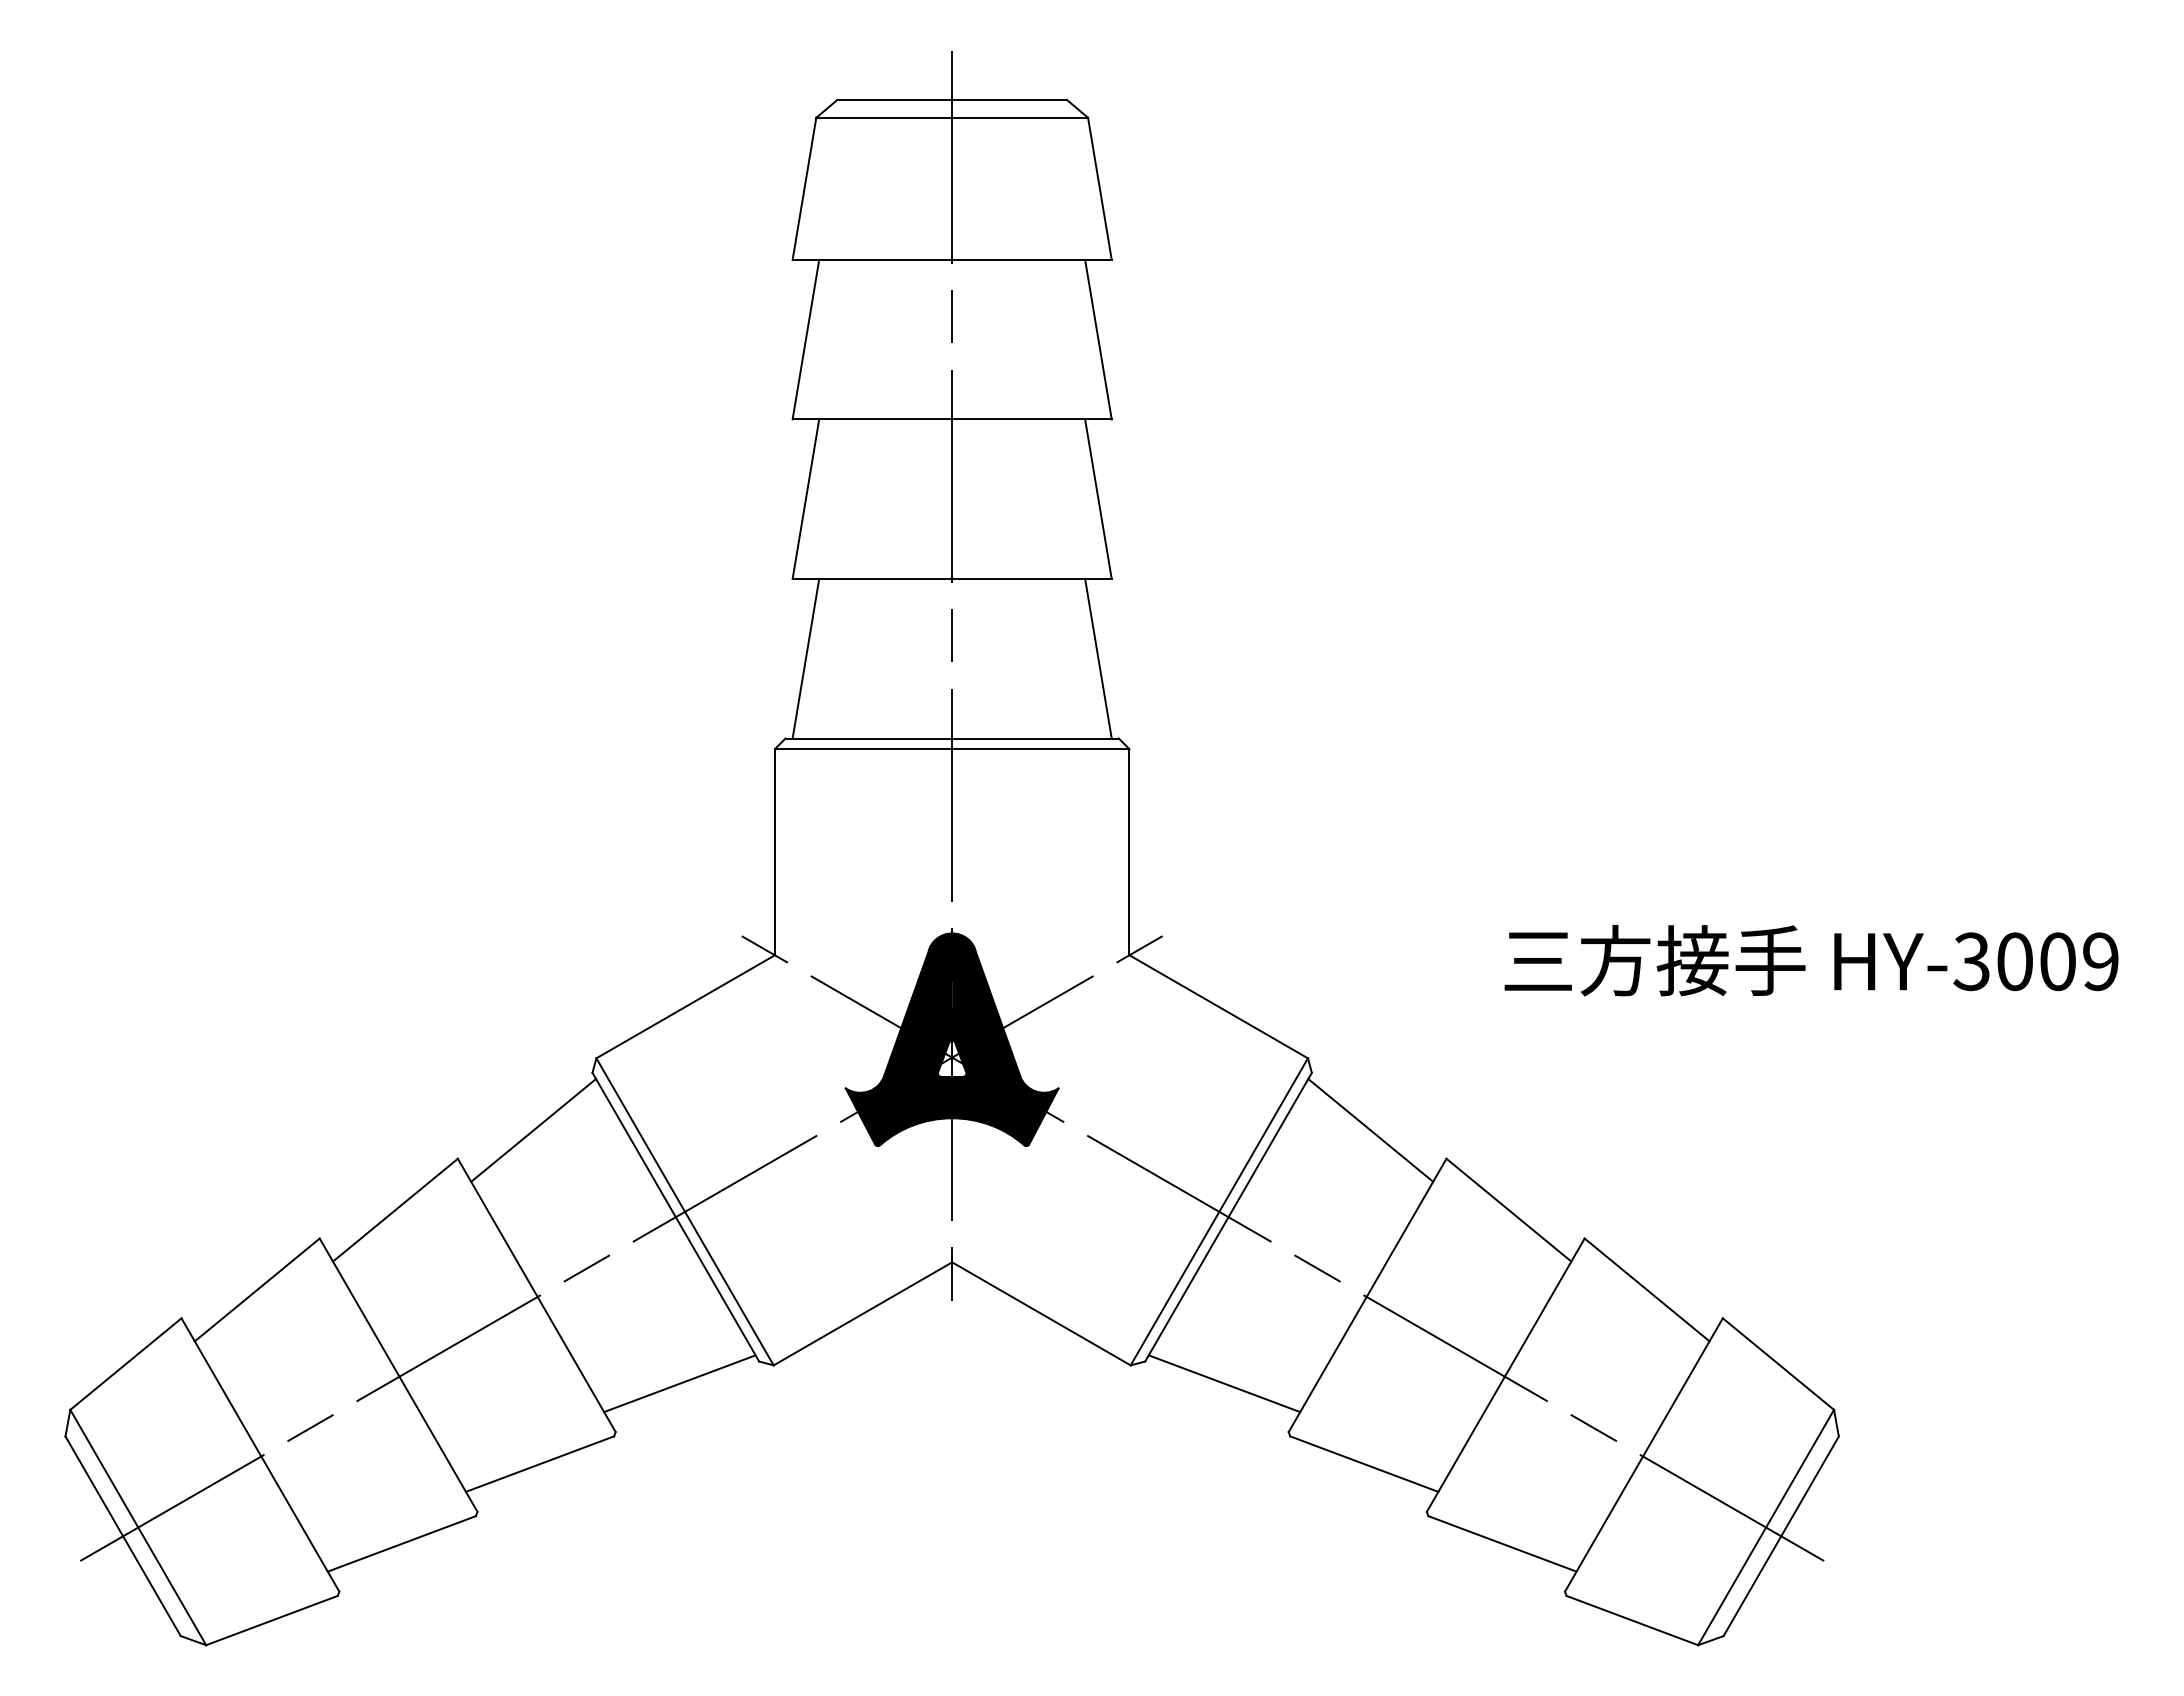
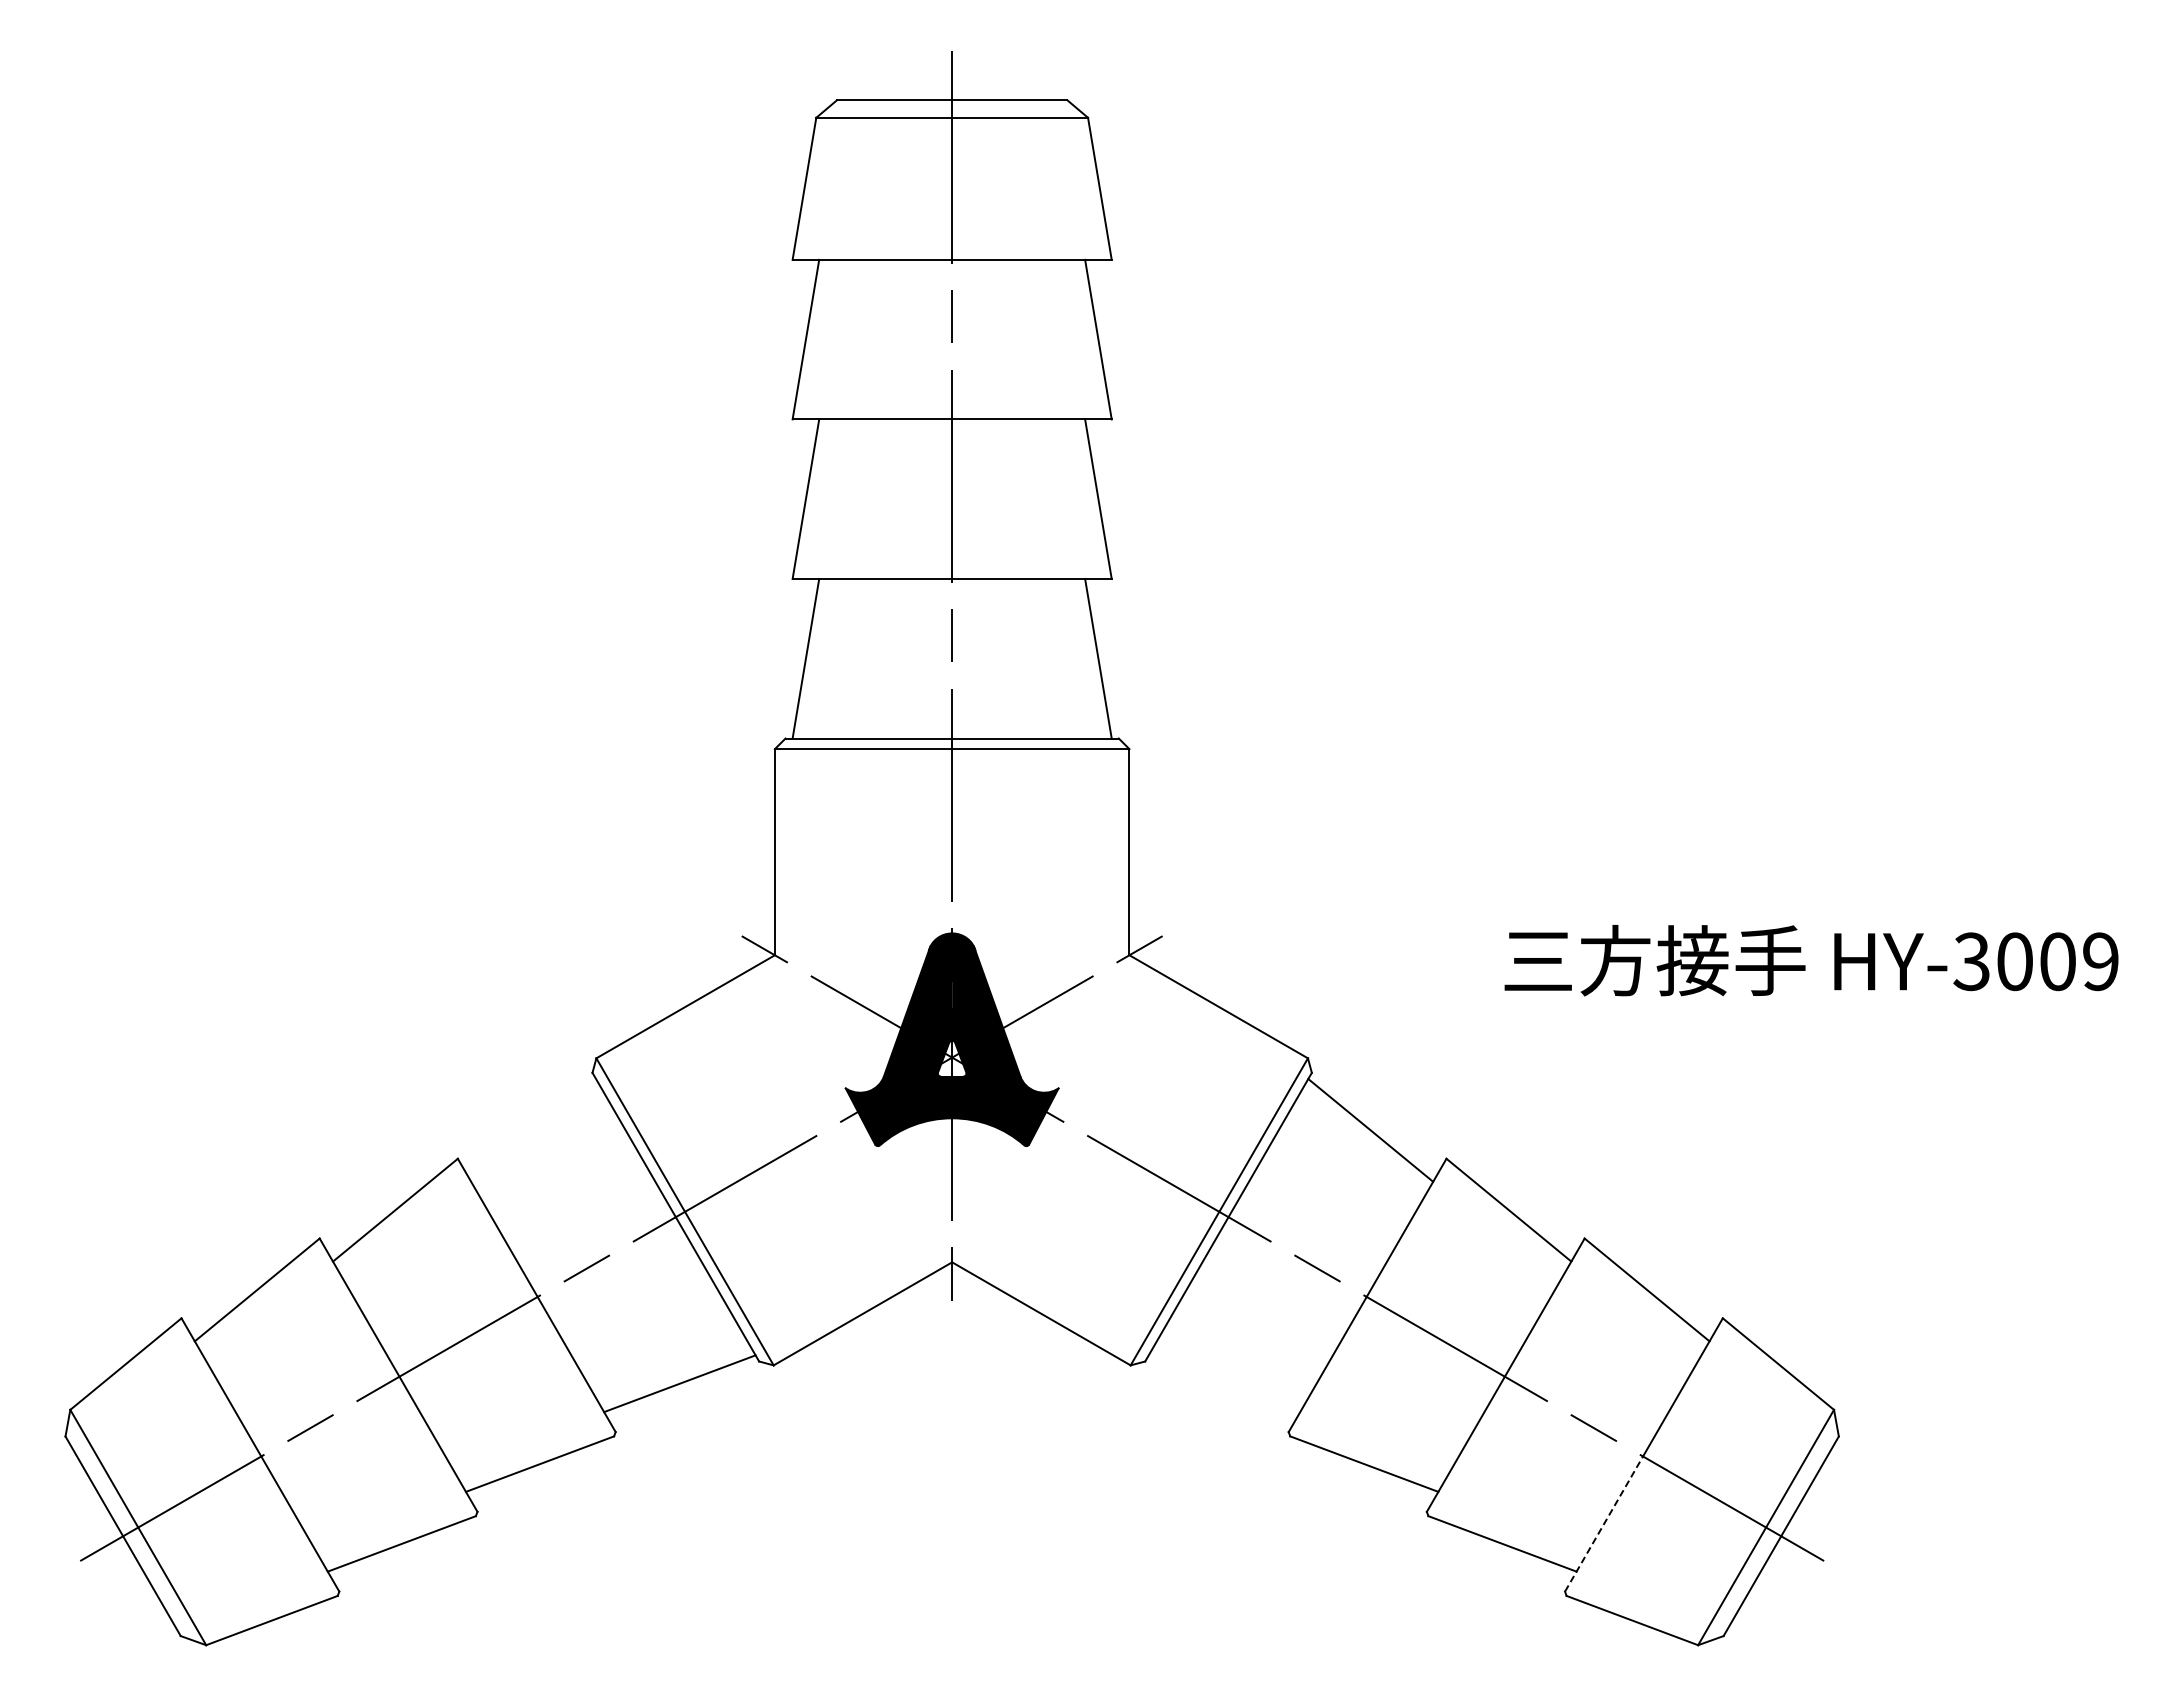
line: present -> none (533, 1130)
line: present -> none (1224, 1383)
line: solid -> dashed (1604, 1523)
